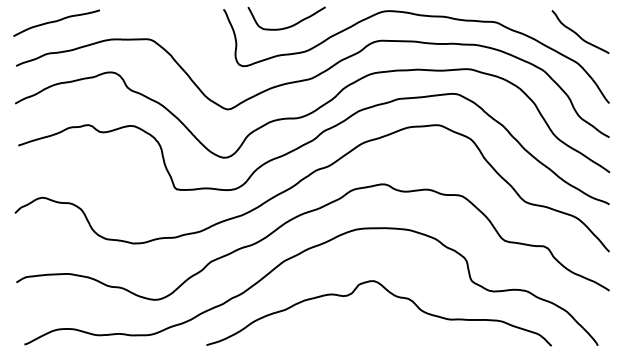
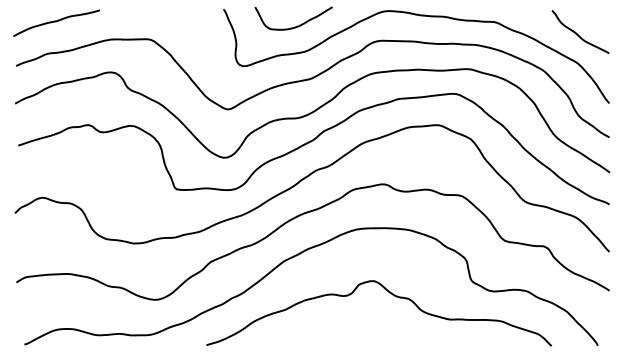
curve position: (290, 25) -> (297, 25) (297, 25)
